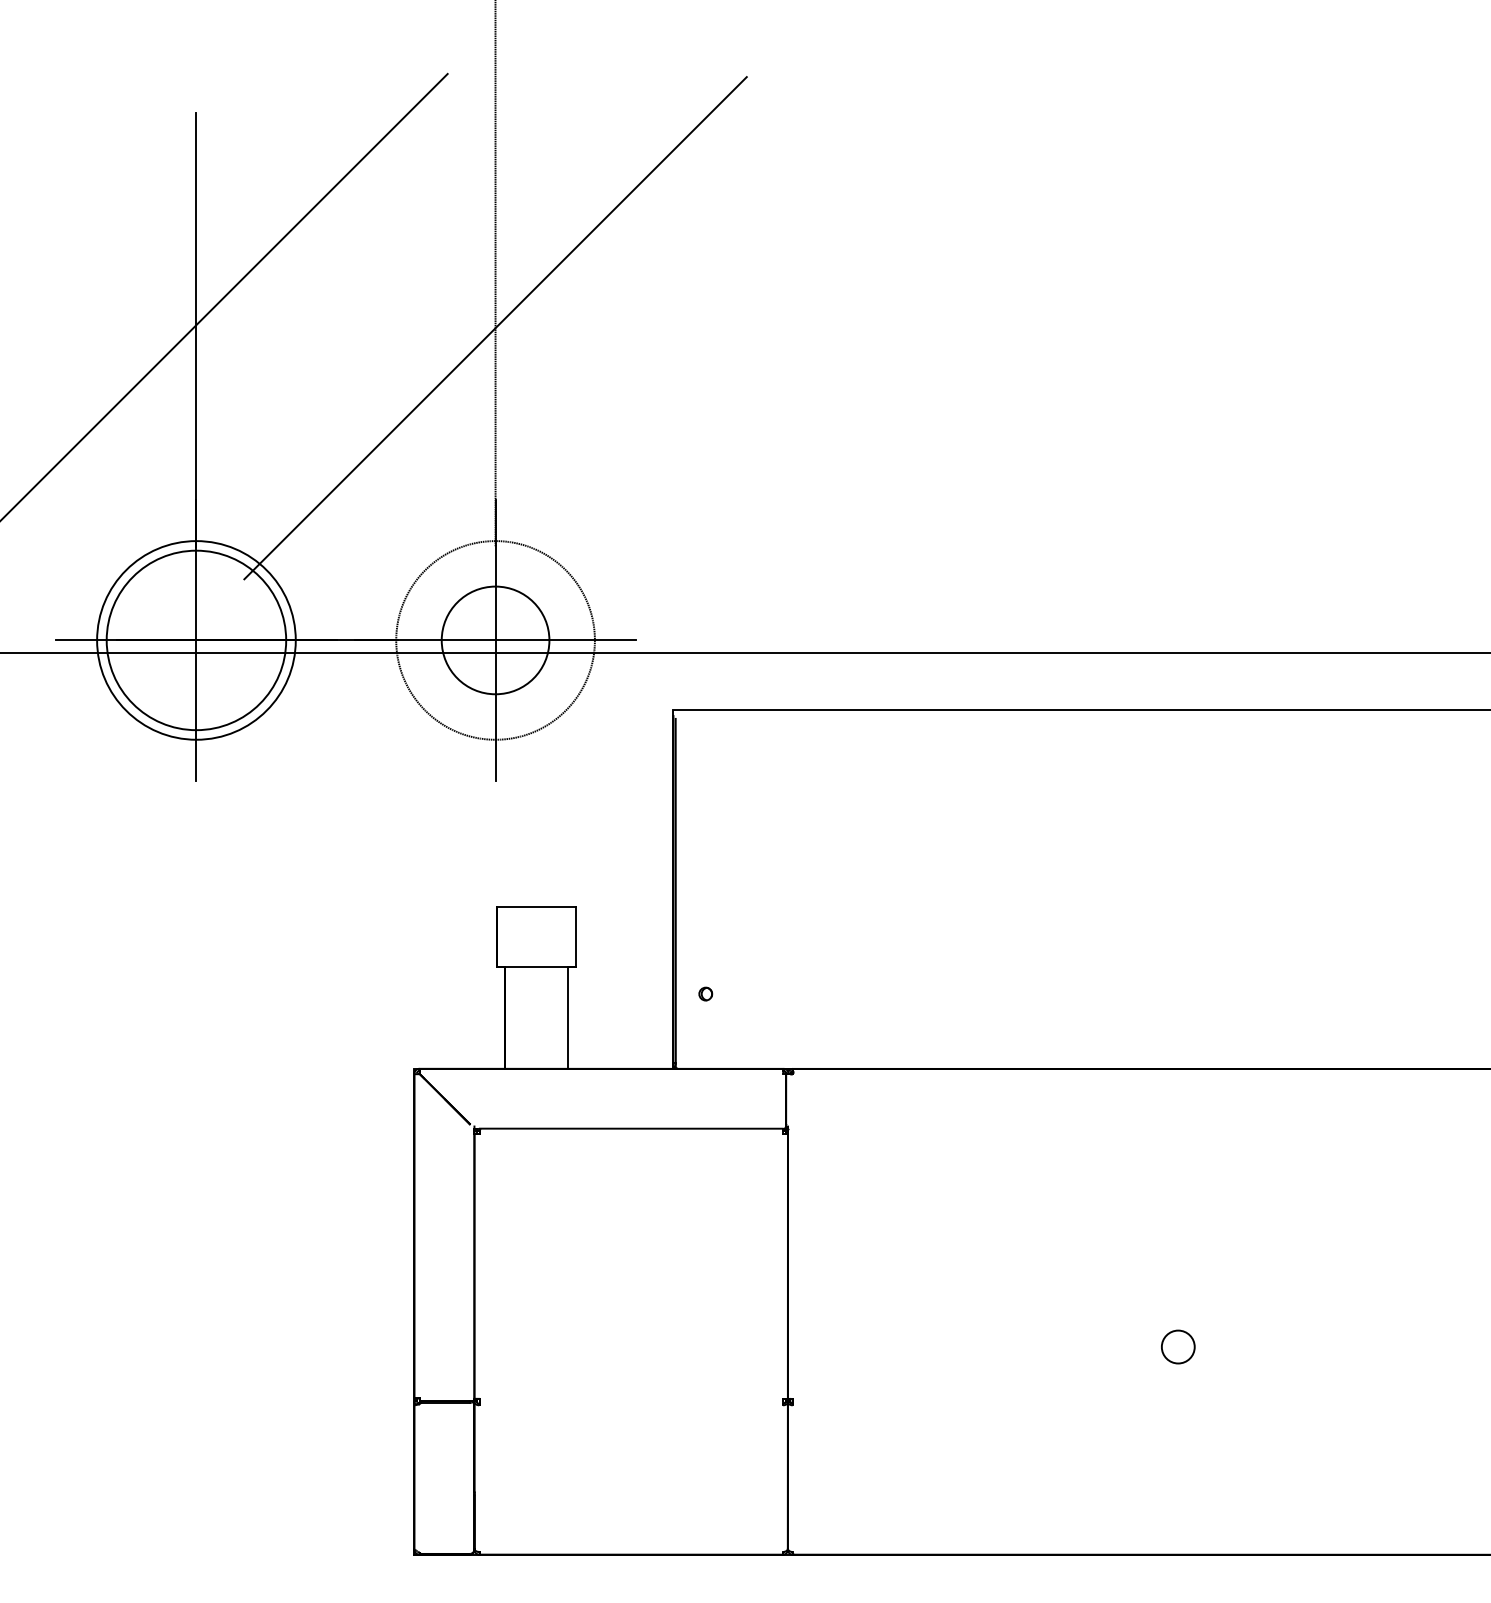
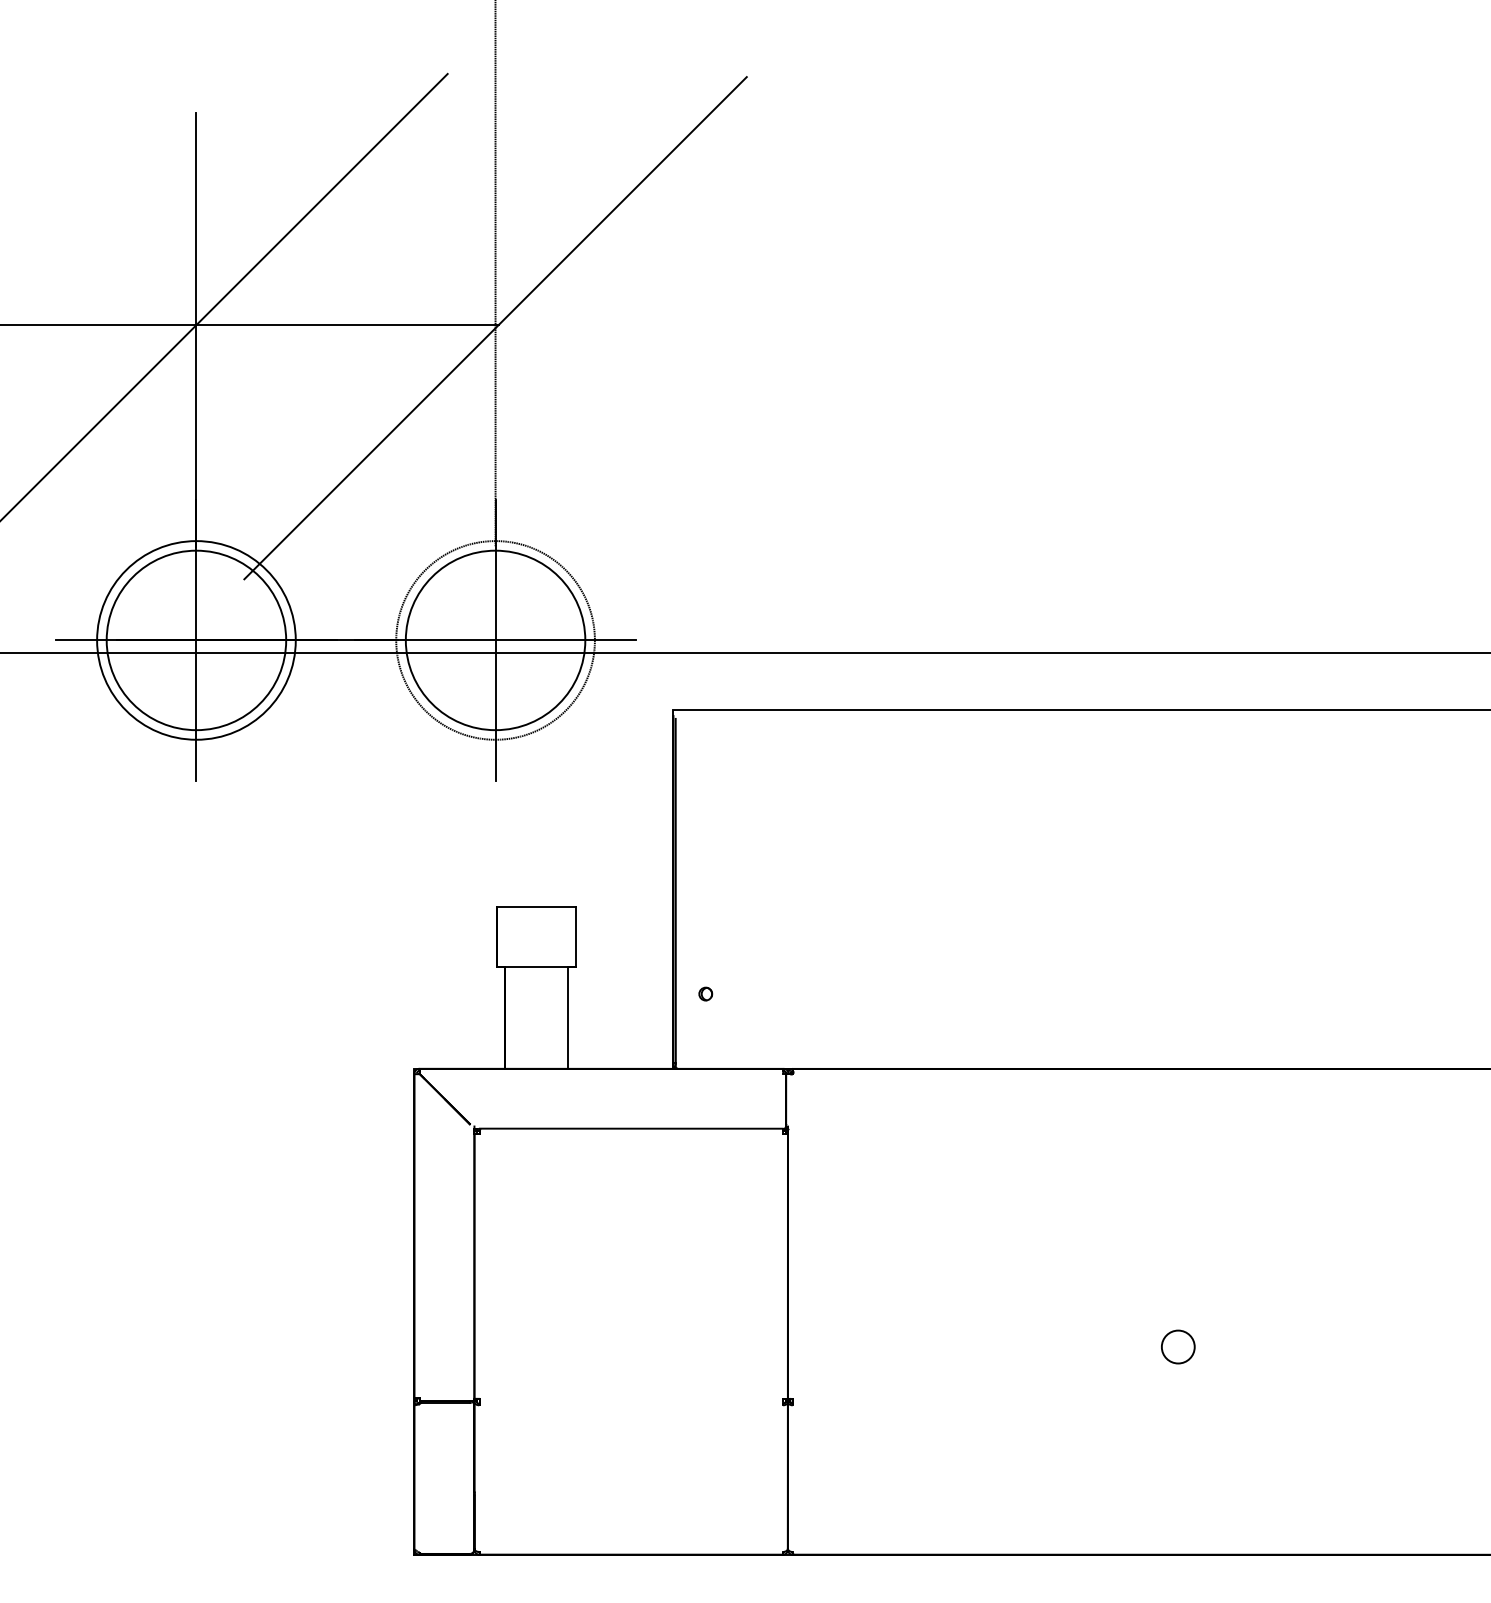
line: none -> present (250, 325)
circle diameter: 108 px -> 179 px (495, 640)
